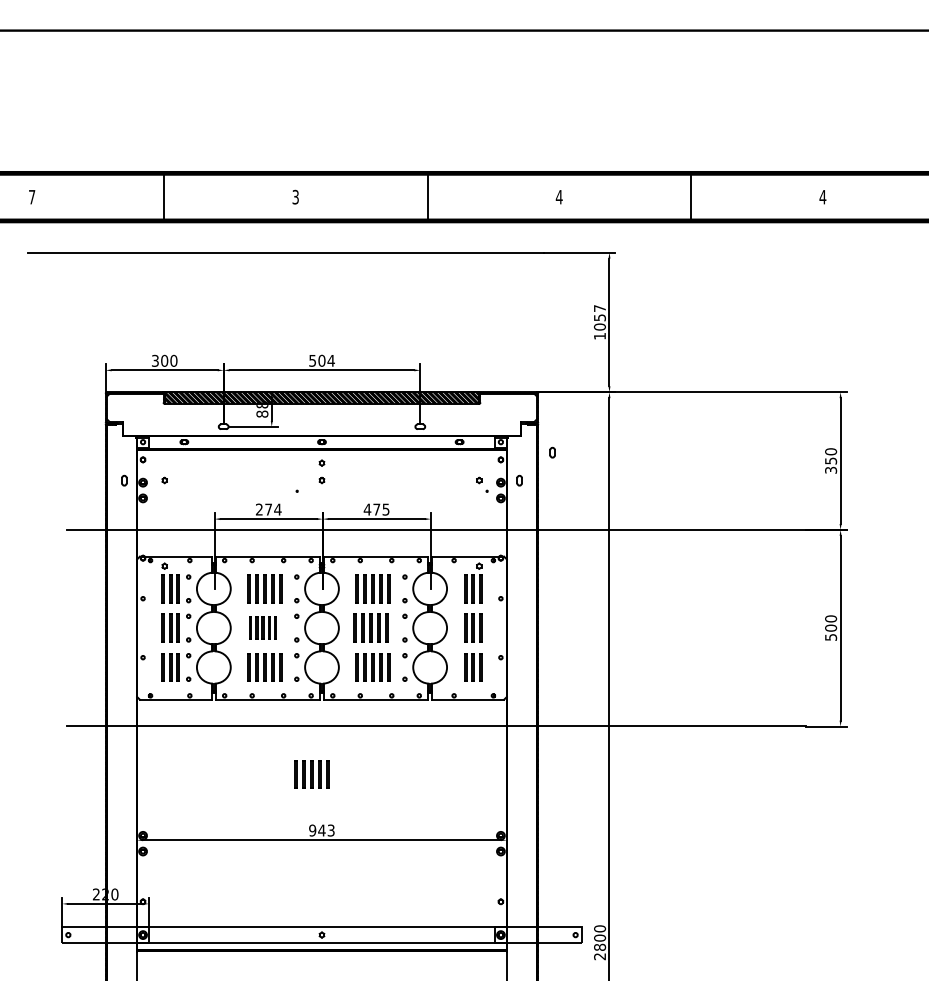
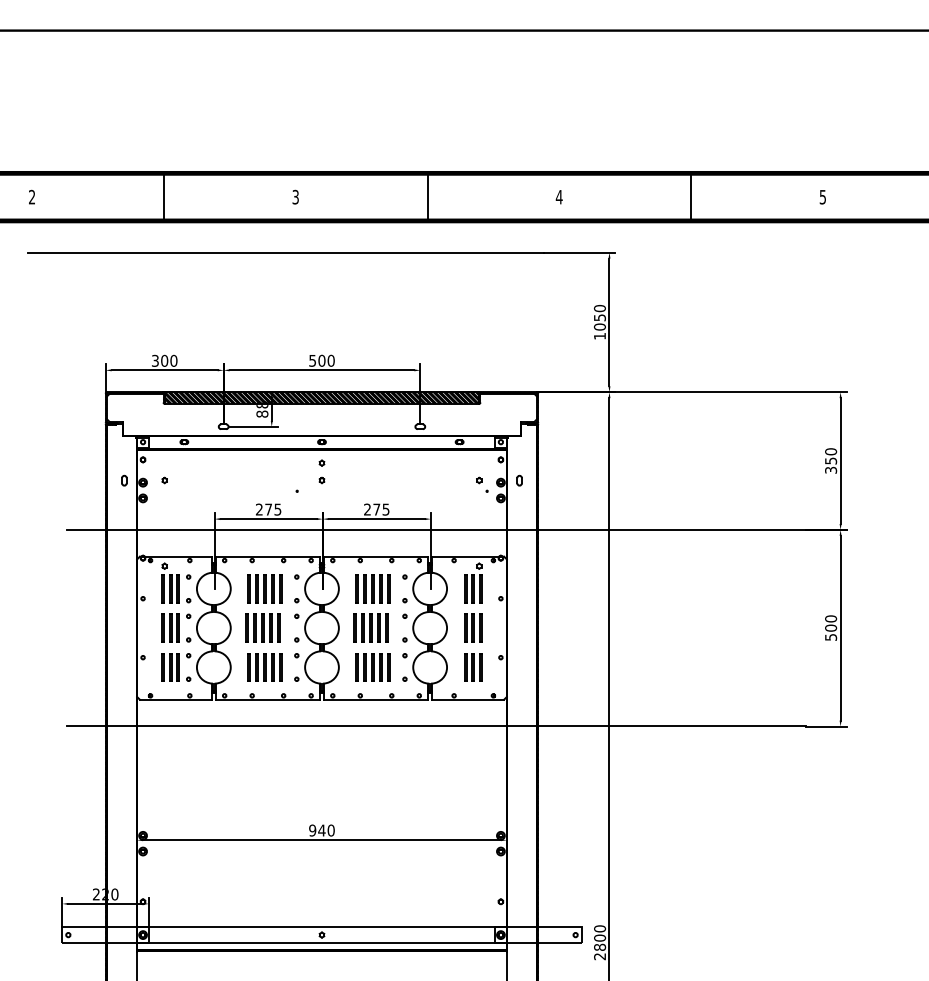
text: 7 -> 2 (32, 196)
text: 4 -> 5 (822, 197)
text: 1057 -> 1050 (599, 308)
text: 504 -> 500 (330, 360)
part: present -> none (552, 452)
text: 274 -> 275 (277, 509)
text: 475 -> 275 (367, 509)
part size: 28x24 px -> 36x30 px (262, 627)
part: present -> none (311, 774)
text: 943 -> 940 (330, 830)
